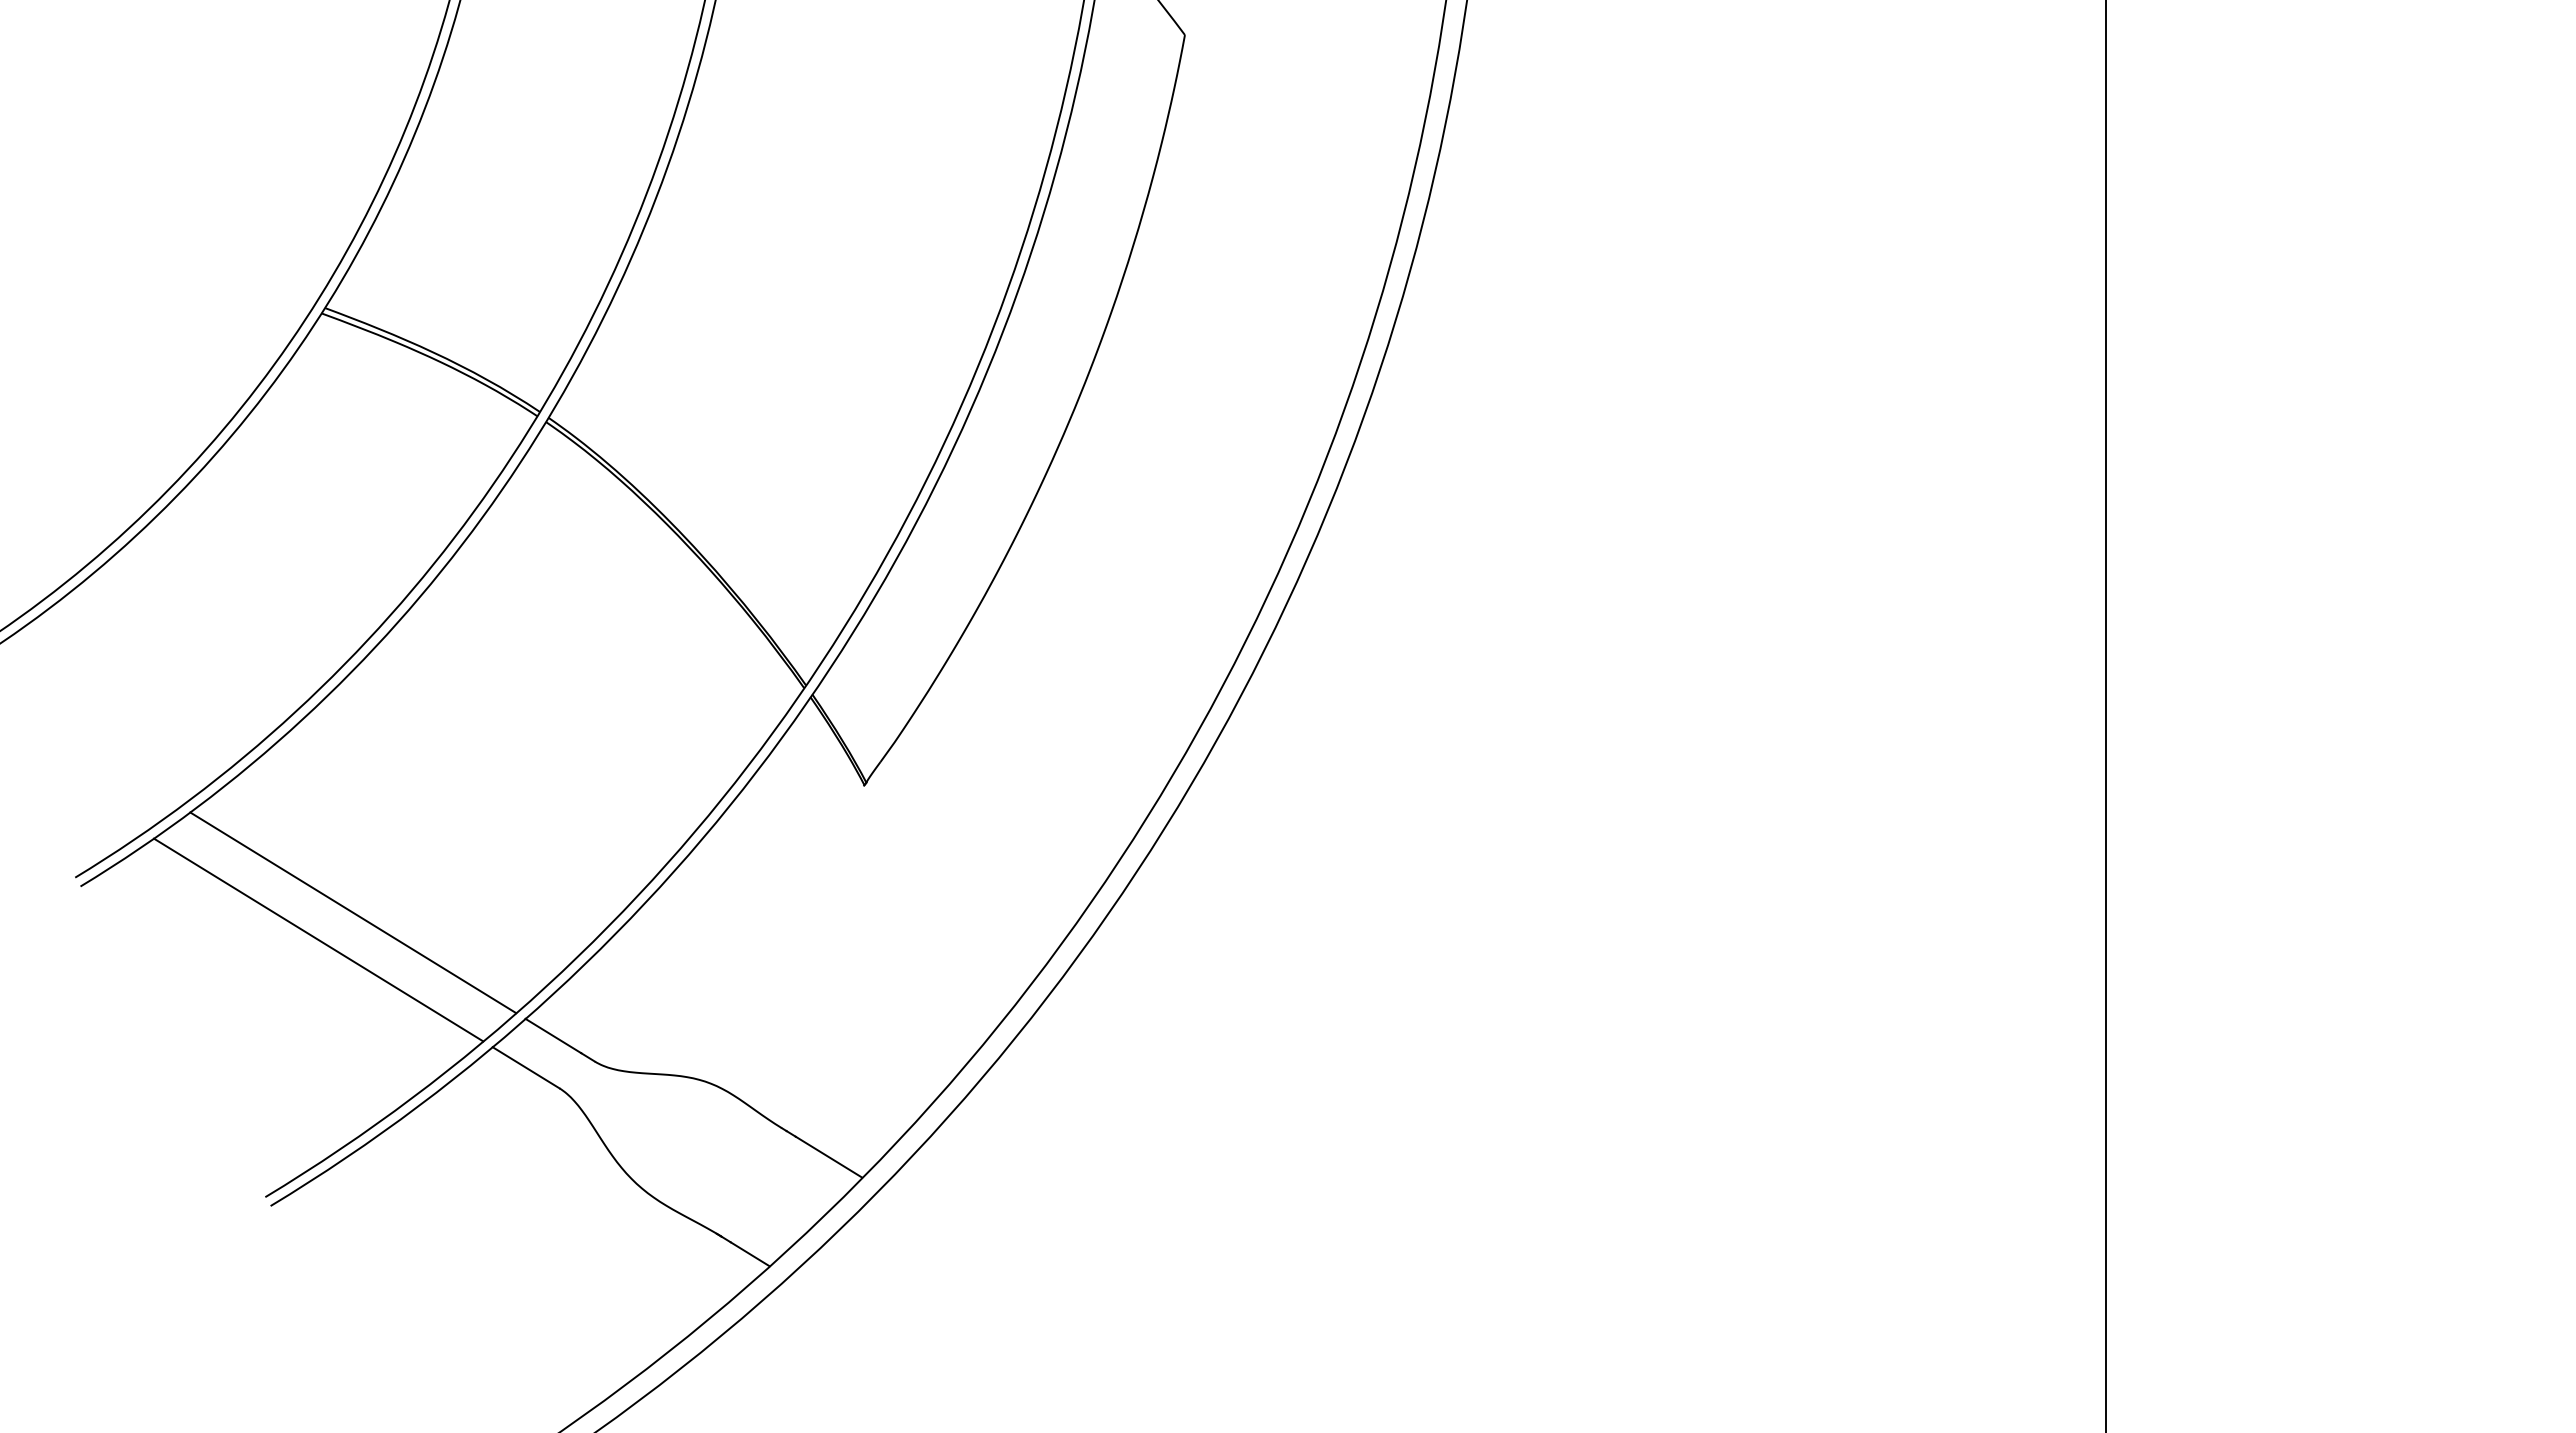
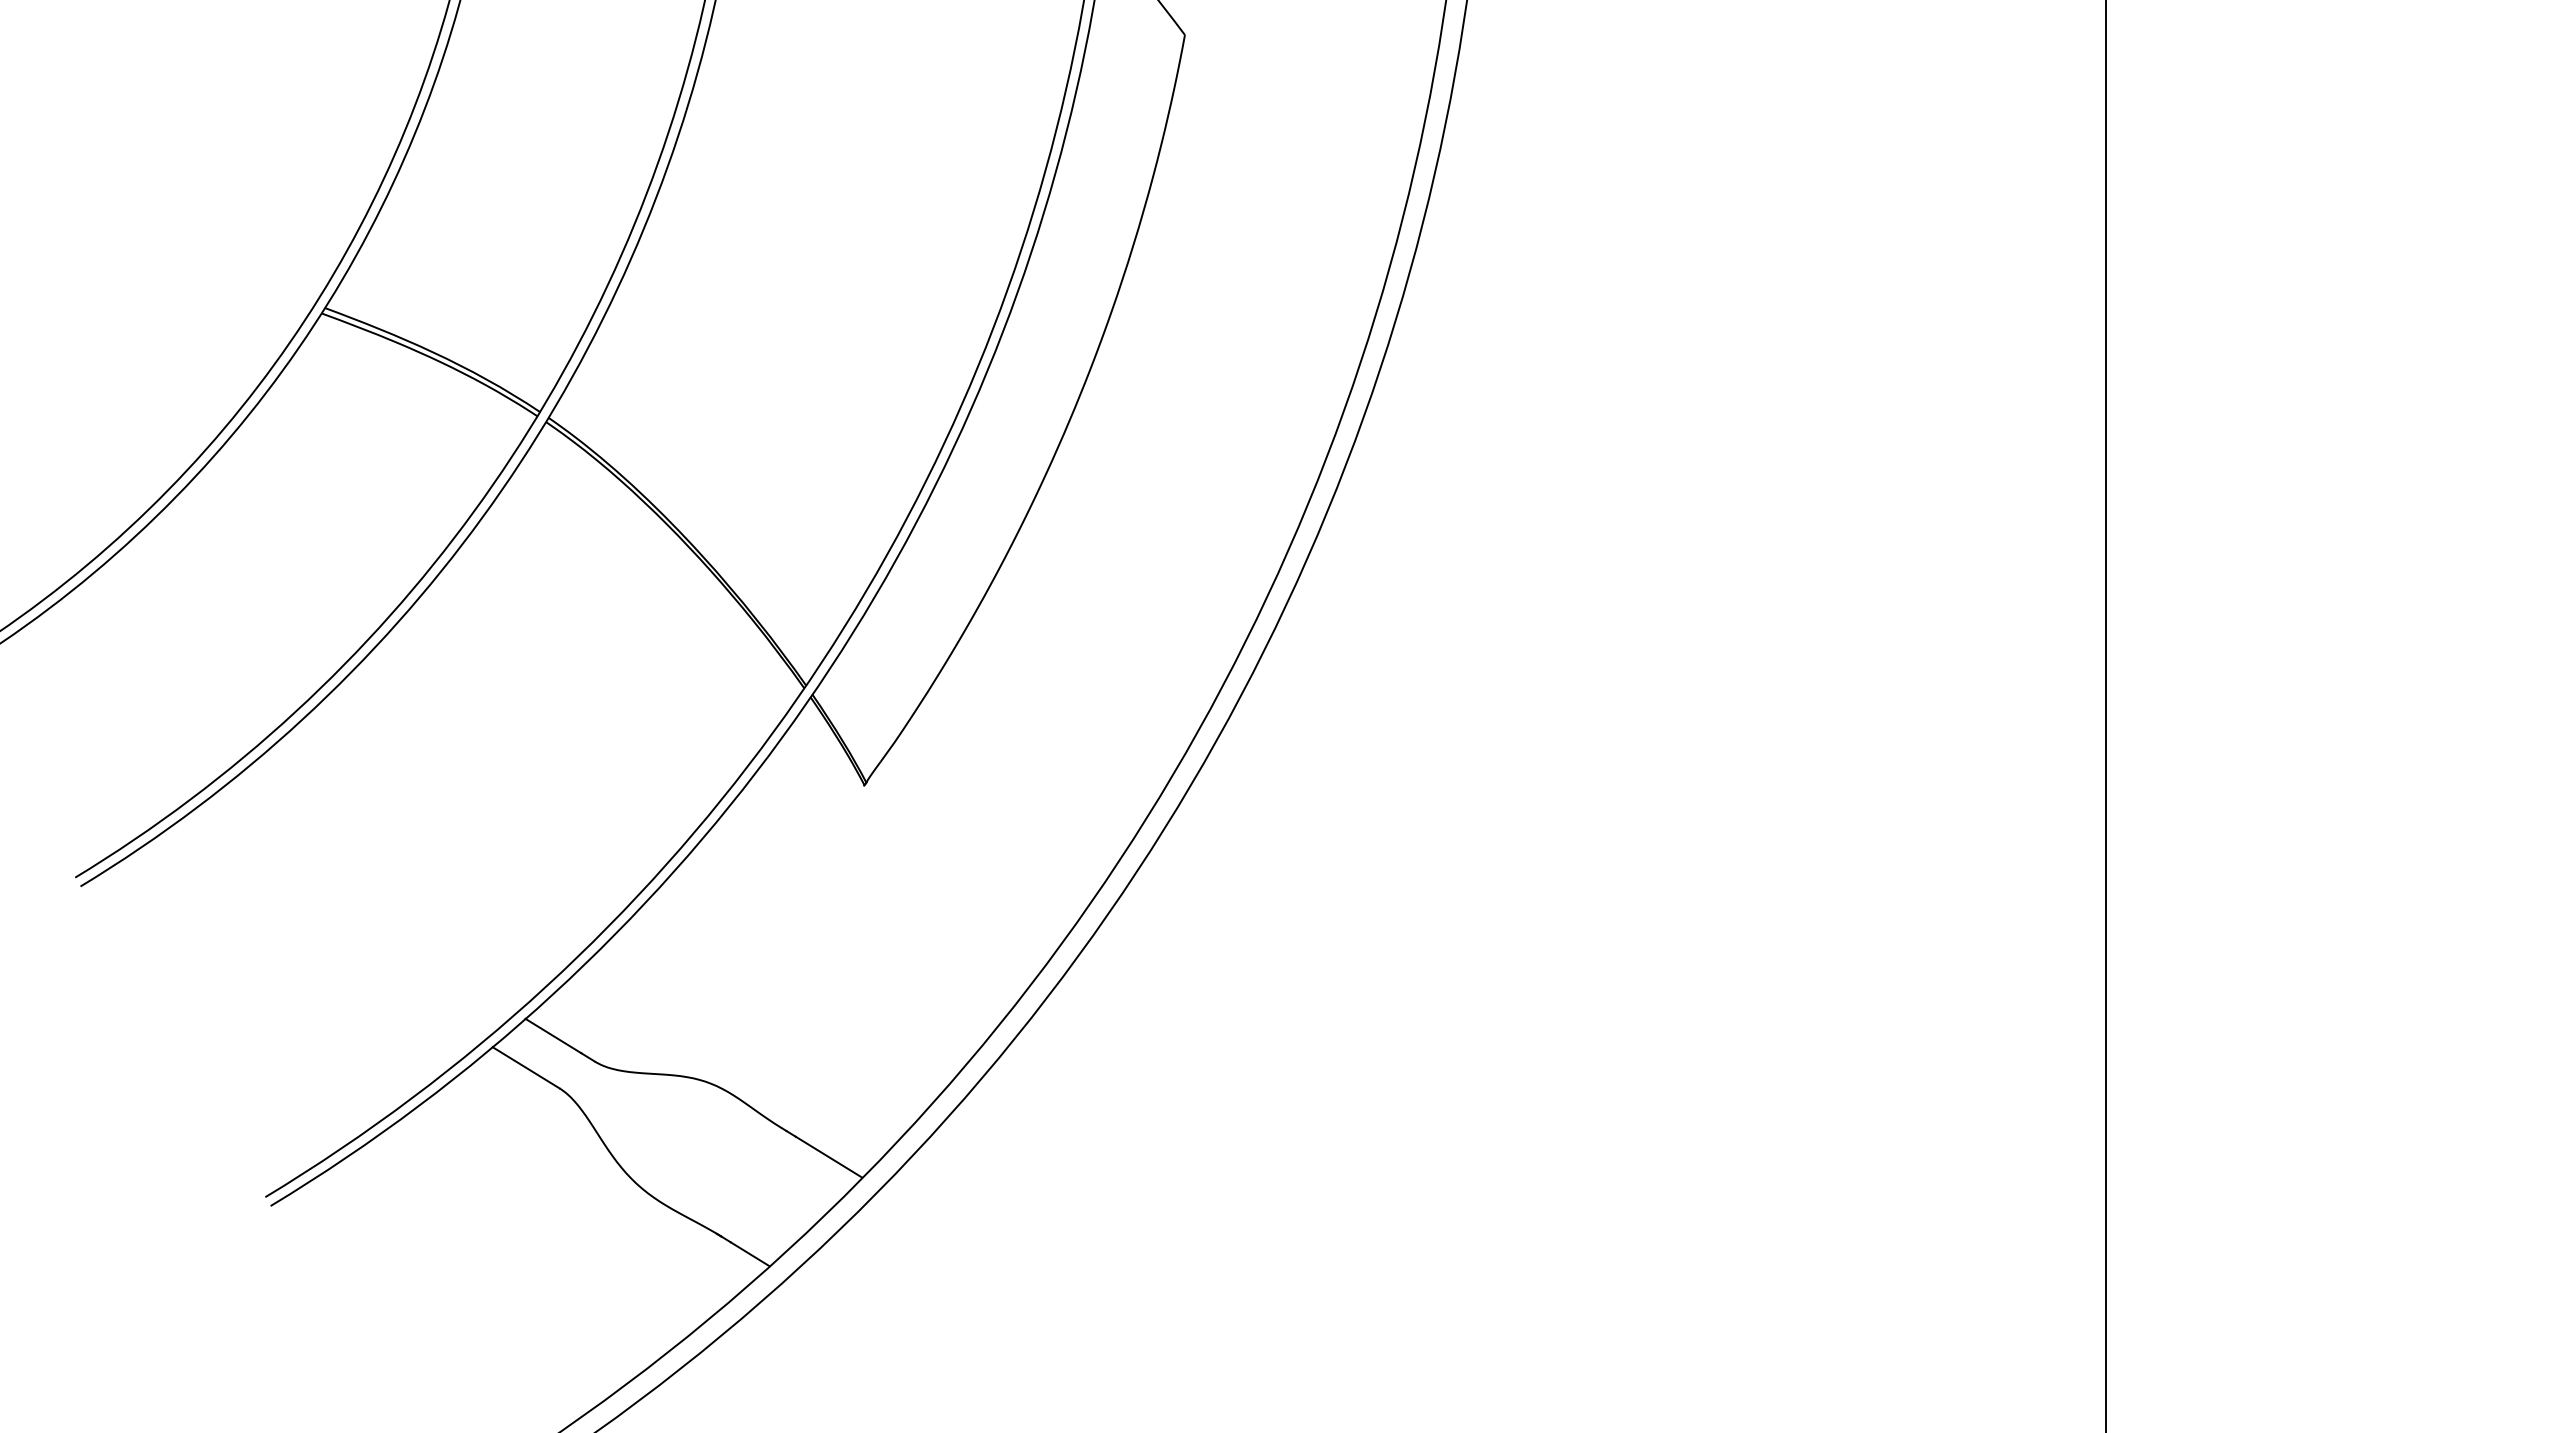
line: present -> none (353, 912)
line: present -> none (318, 939)
